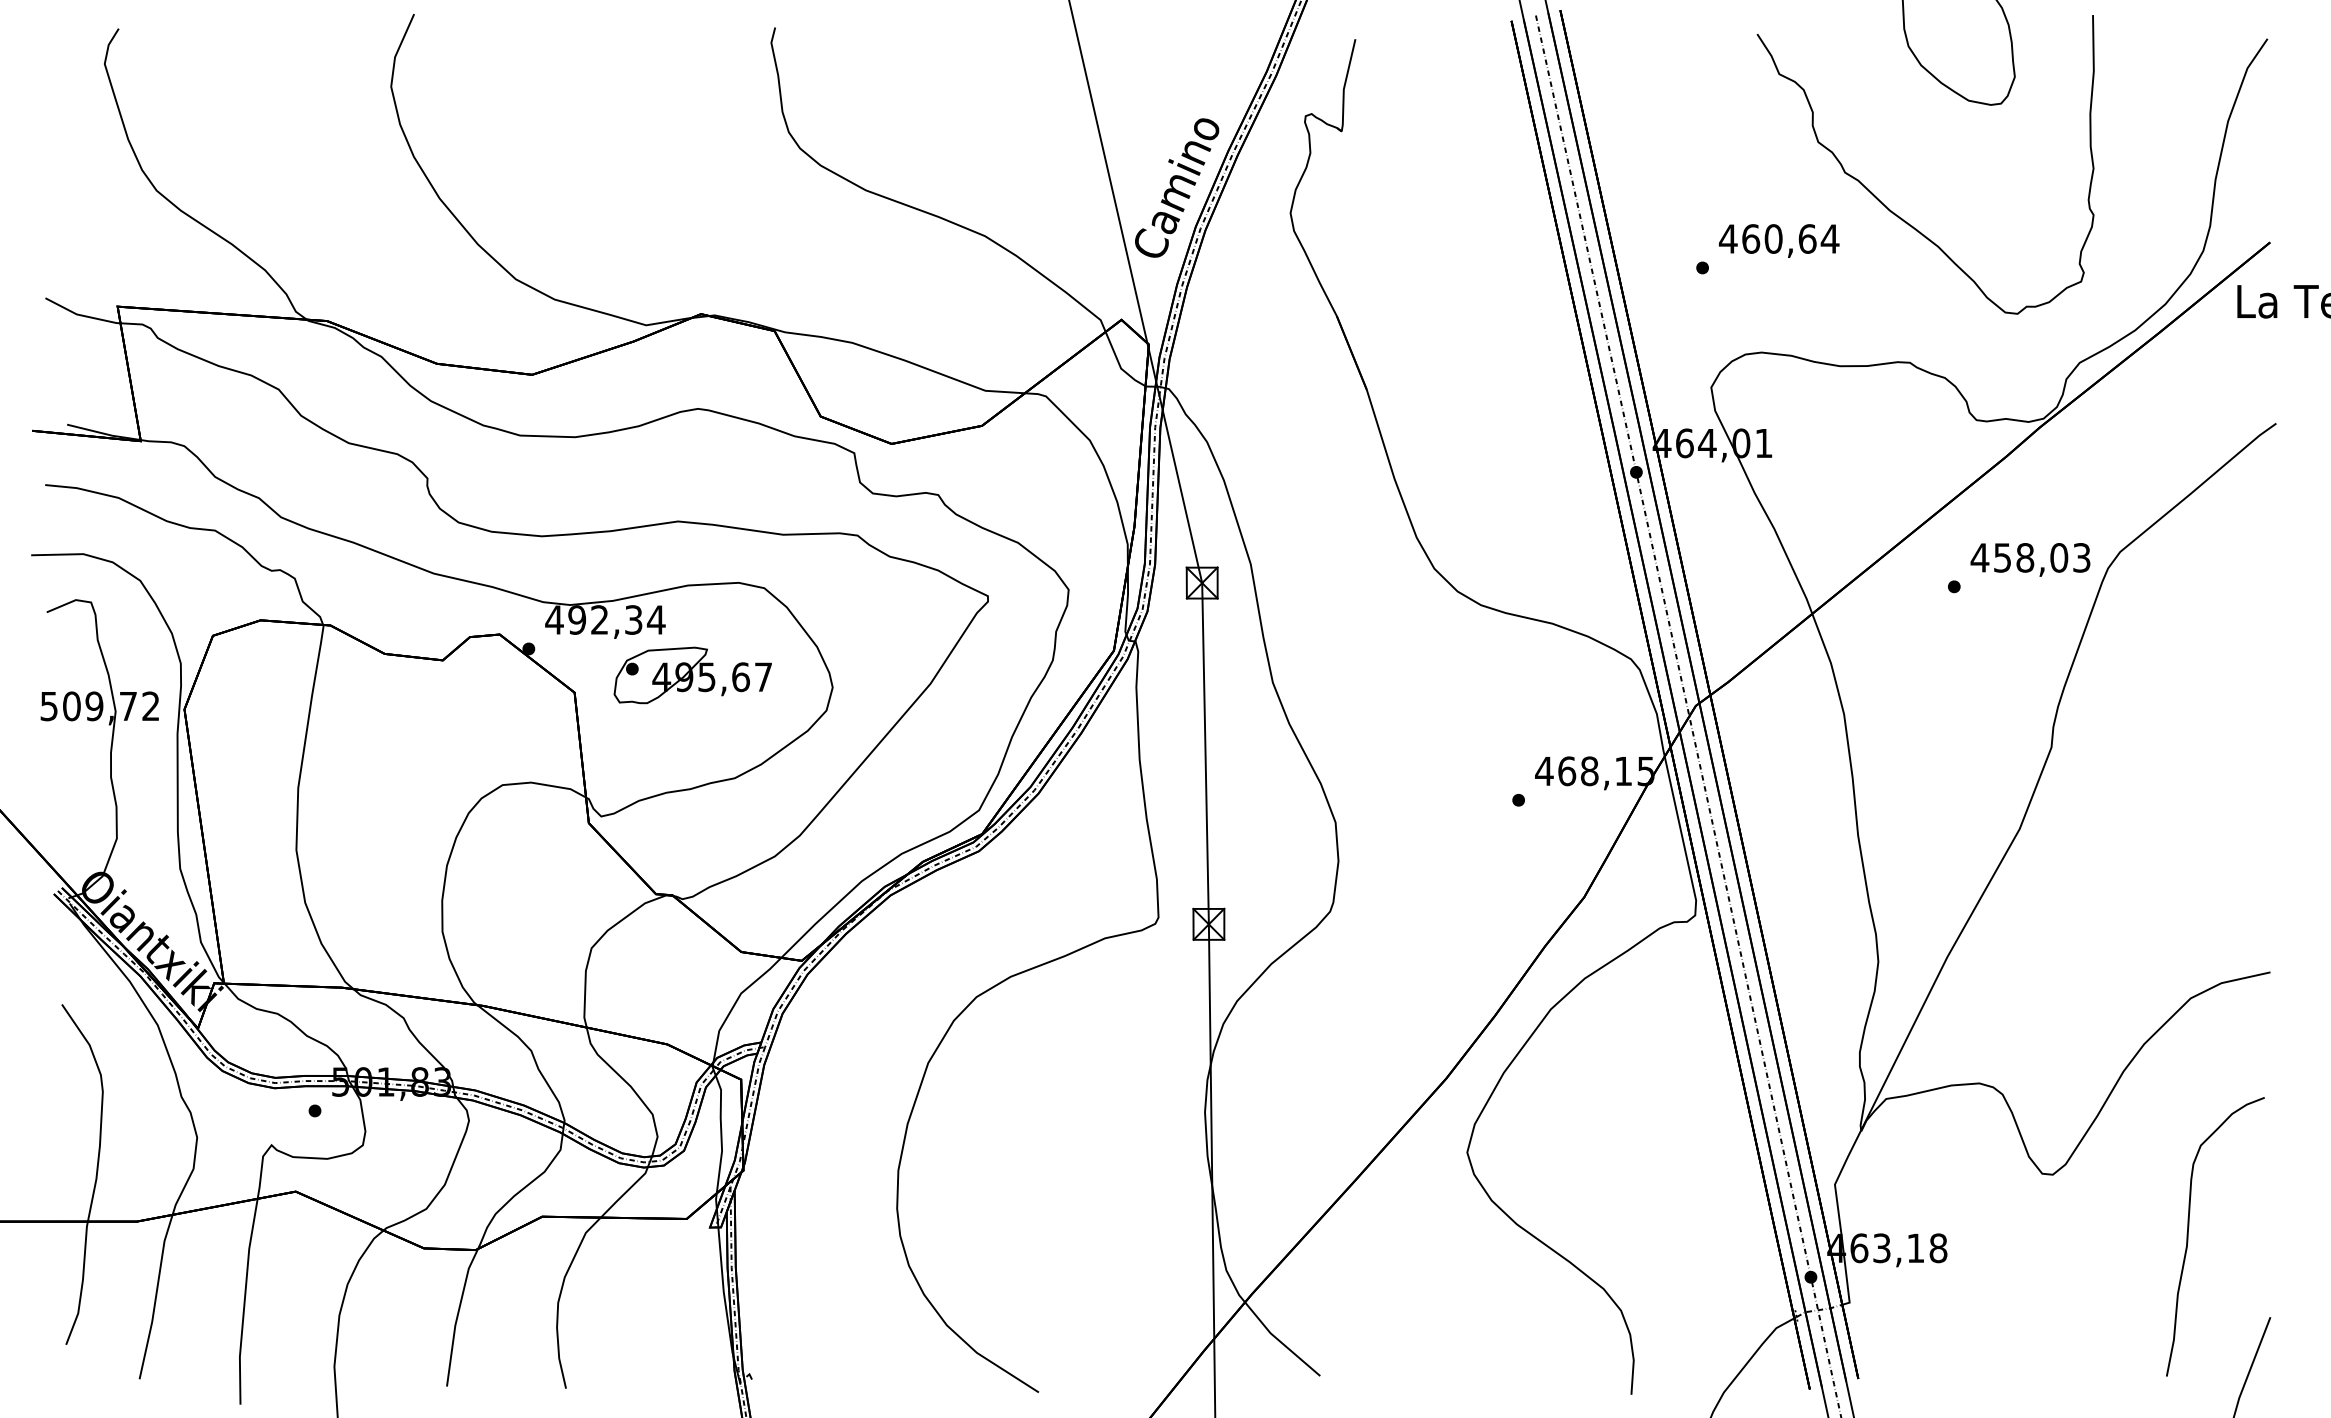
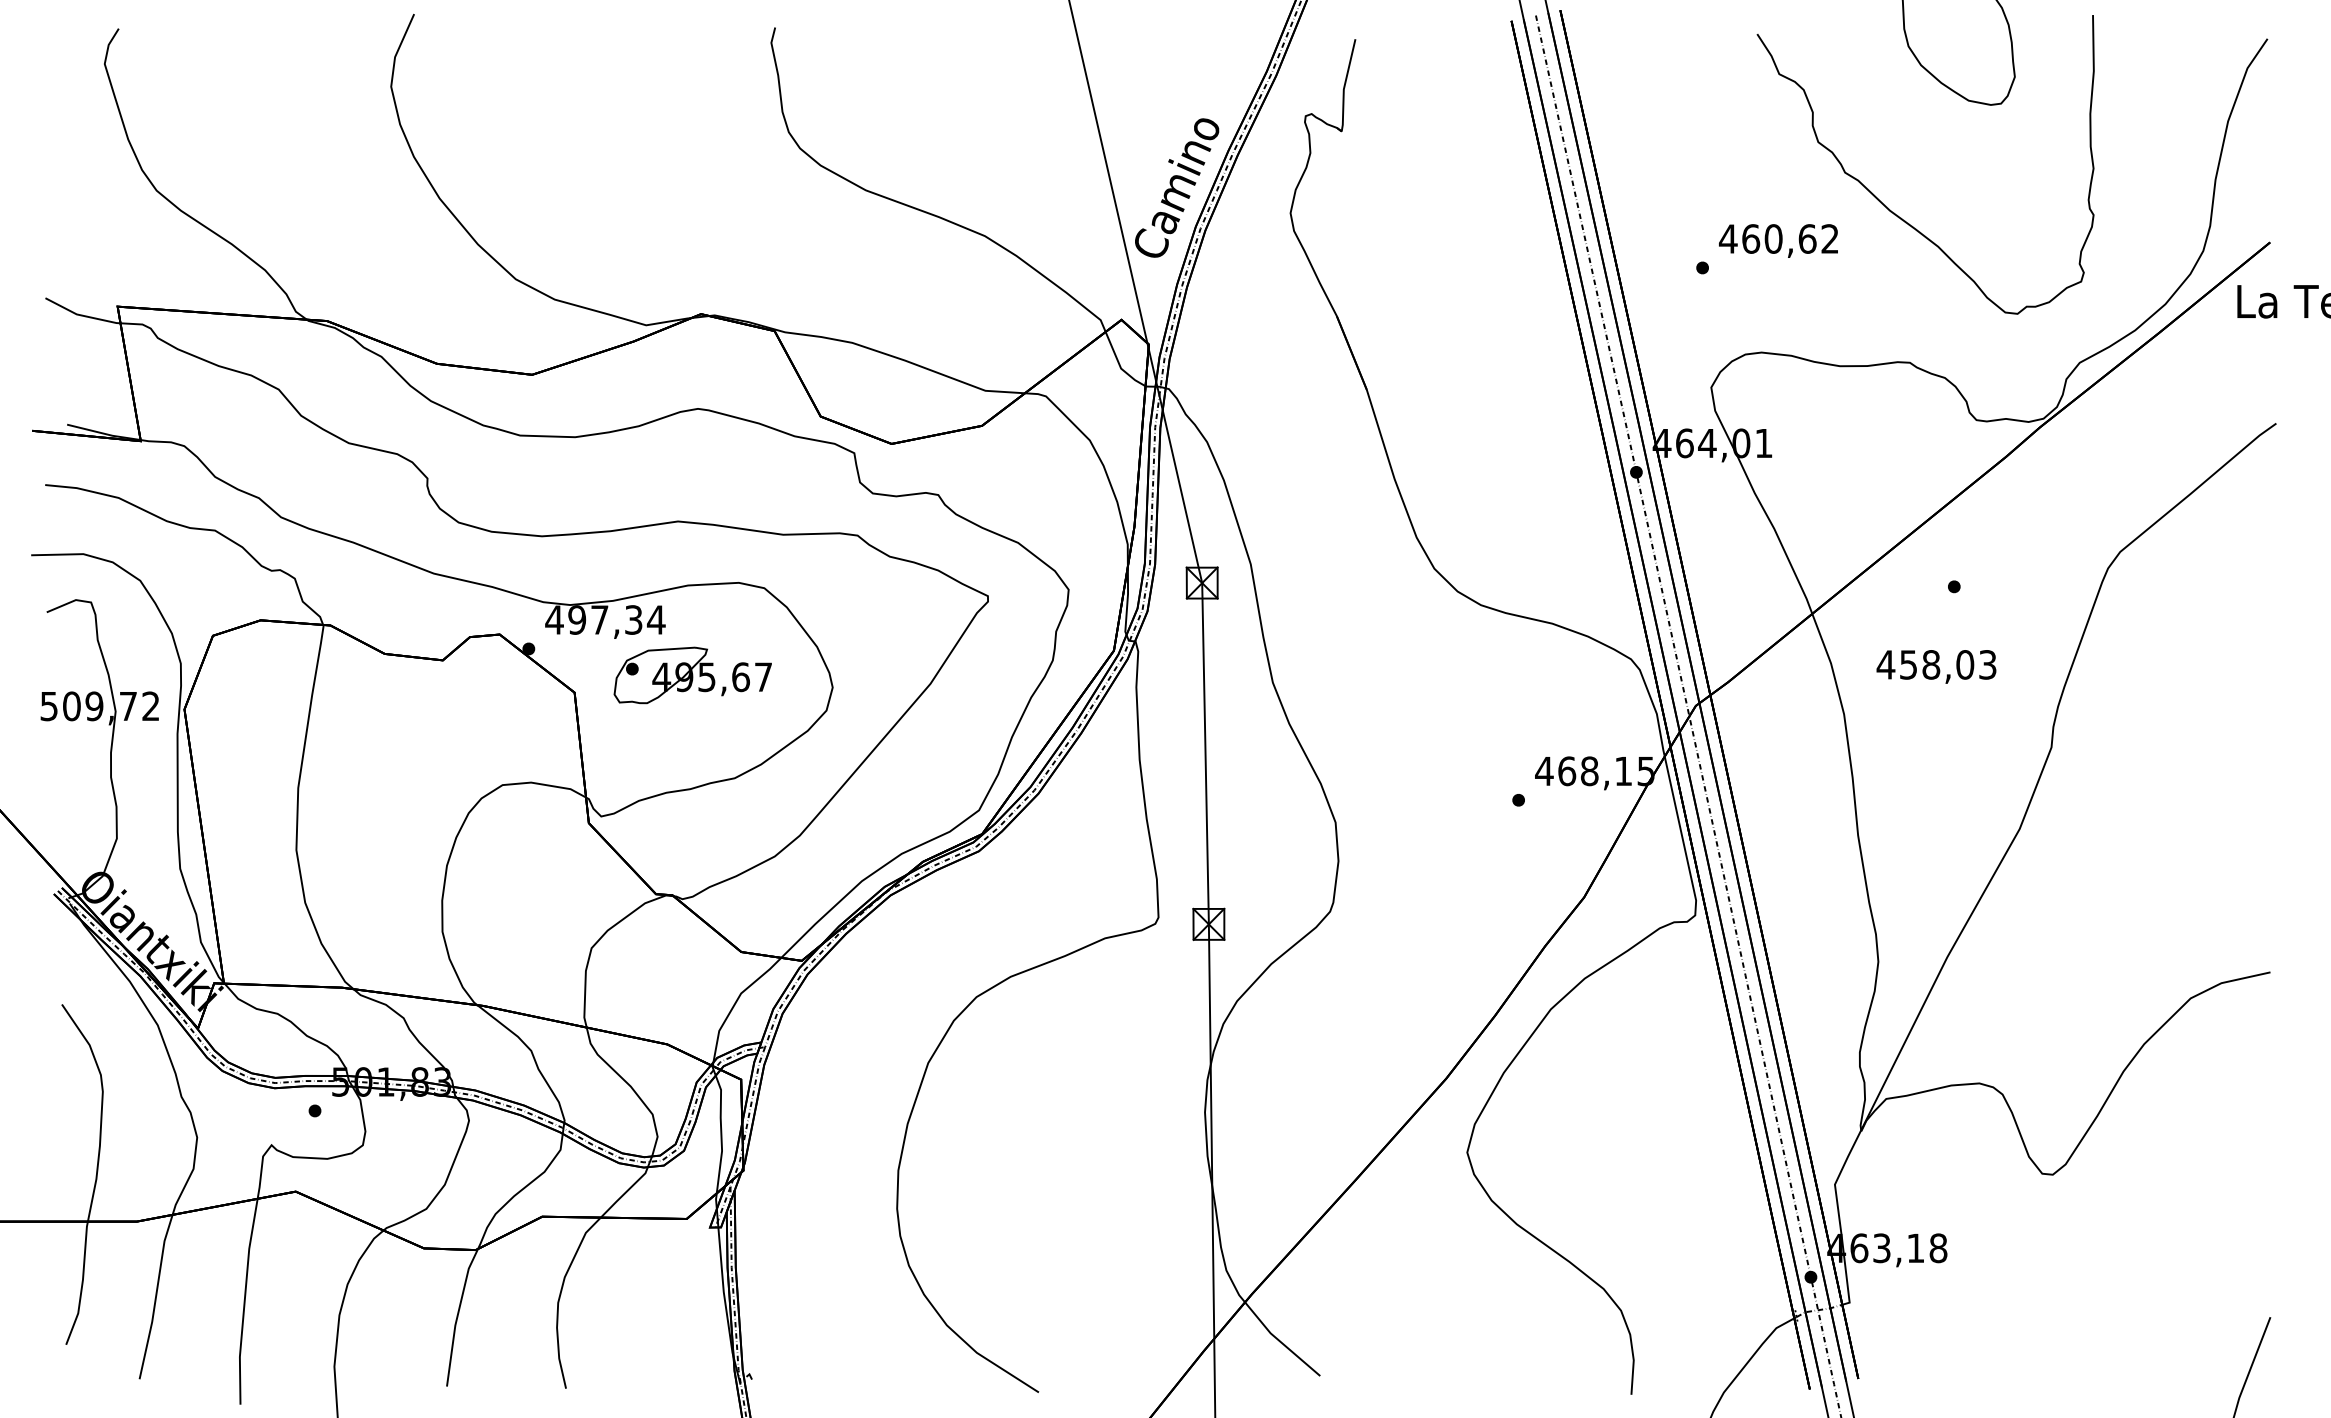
text: 460,64 -> 460,62 (1829, 238)
text position: (2030, 559) -> (1936, 666) (1936, 666)
text: 492,34 -> 497,34 (599, 619)
curve: present -> none (2188, 1236)
